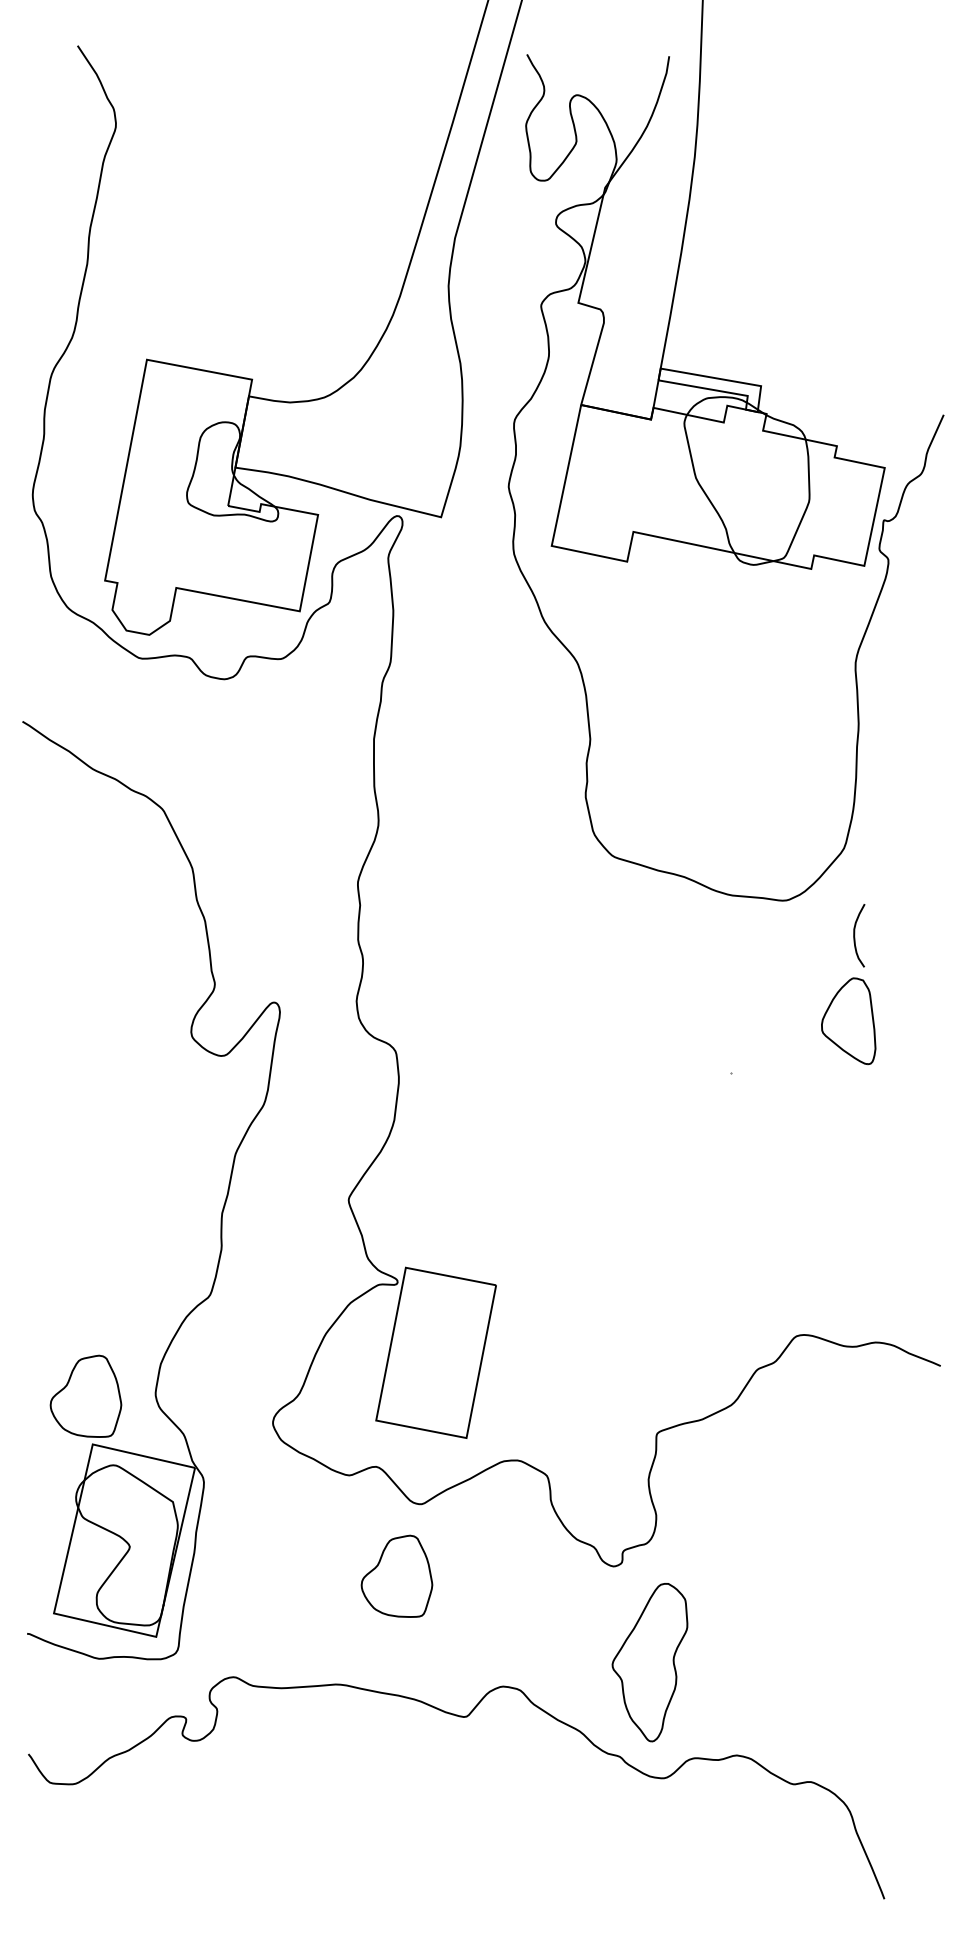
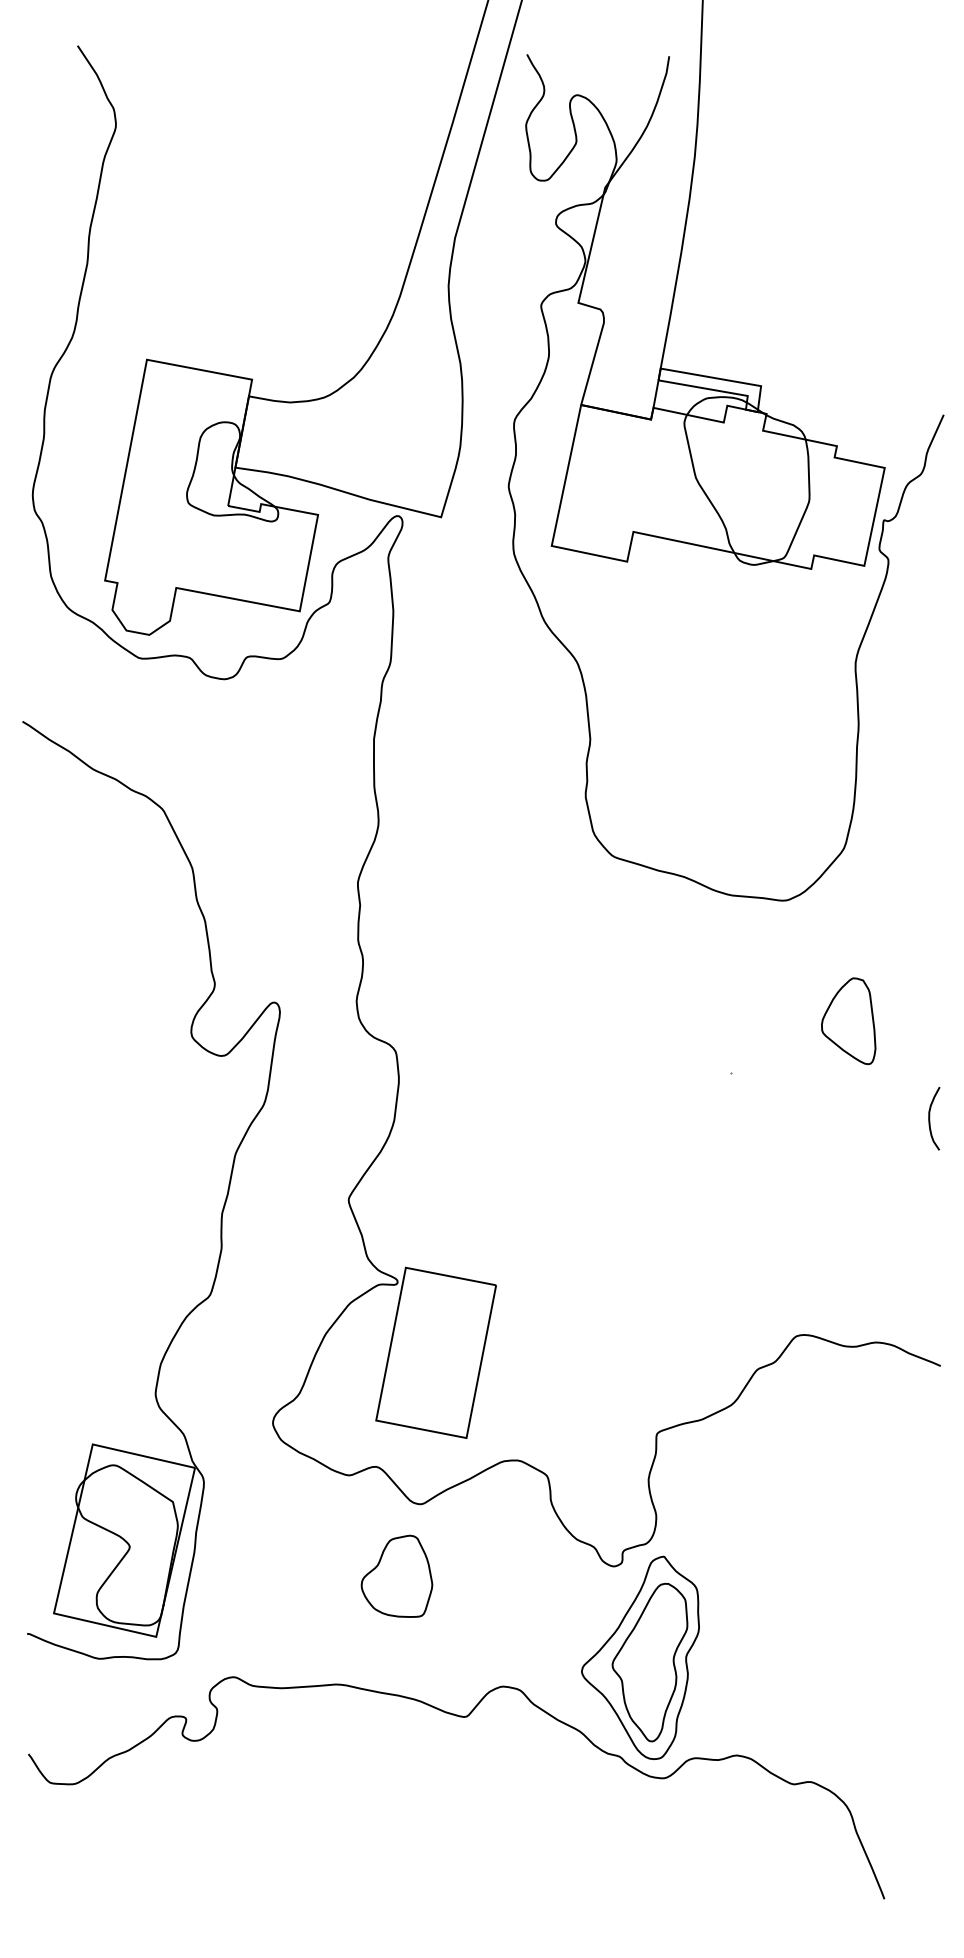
curve position: (855, 935) -> (930, 1118) (930, 1118)
part: present -> none (85, 1395)
part: none -> present (640, 1657)
